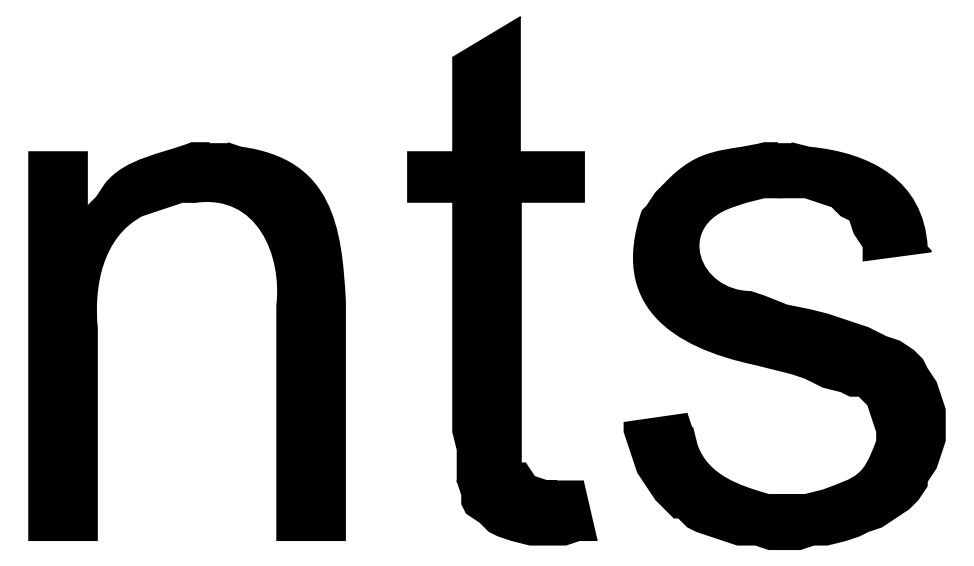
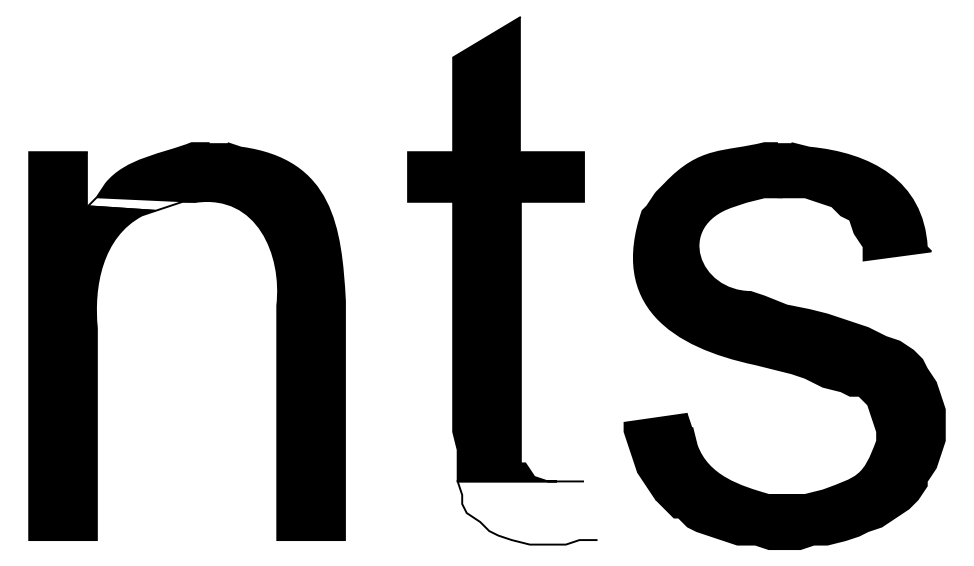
fill: present -> none (141, 203)
fill: present -> none (527, 512)
